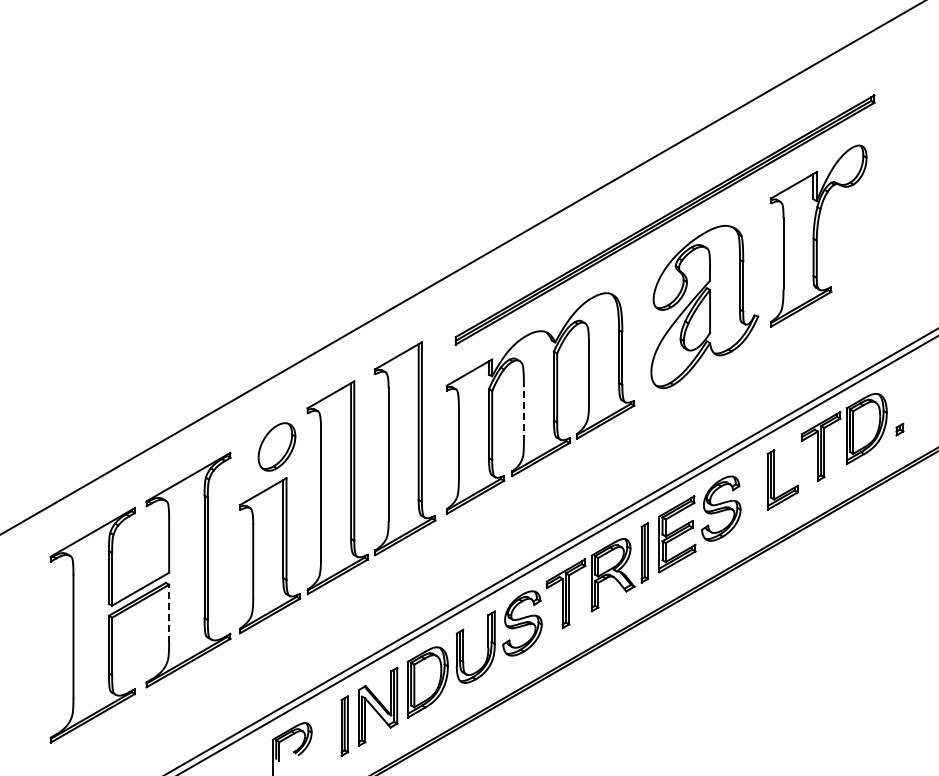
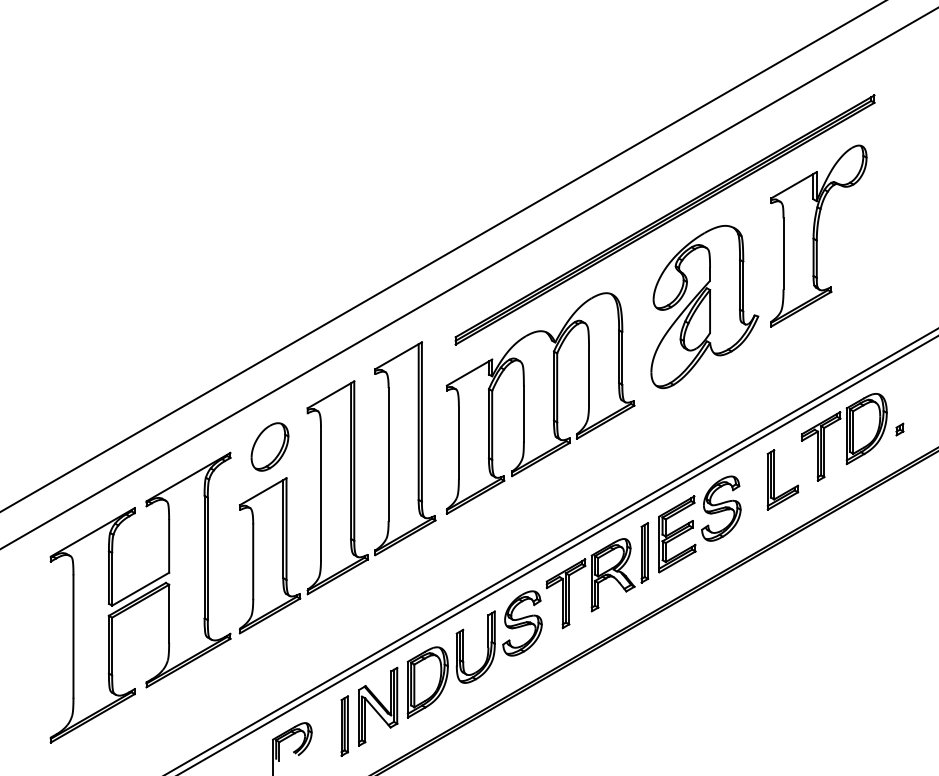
line: none -> present (442, 256)
line position: (462, 267) -> (468, 278) (468, 278)
line: dashed -> solid (523, 413)
part position: (276, 446) -> (269, 446) (269, 446)
line: dashed -> solid (169, 613)
